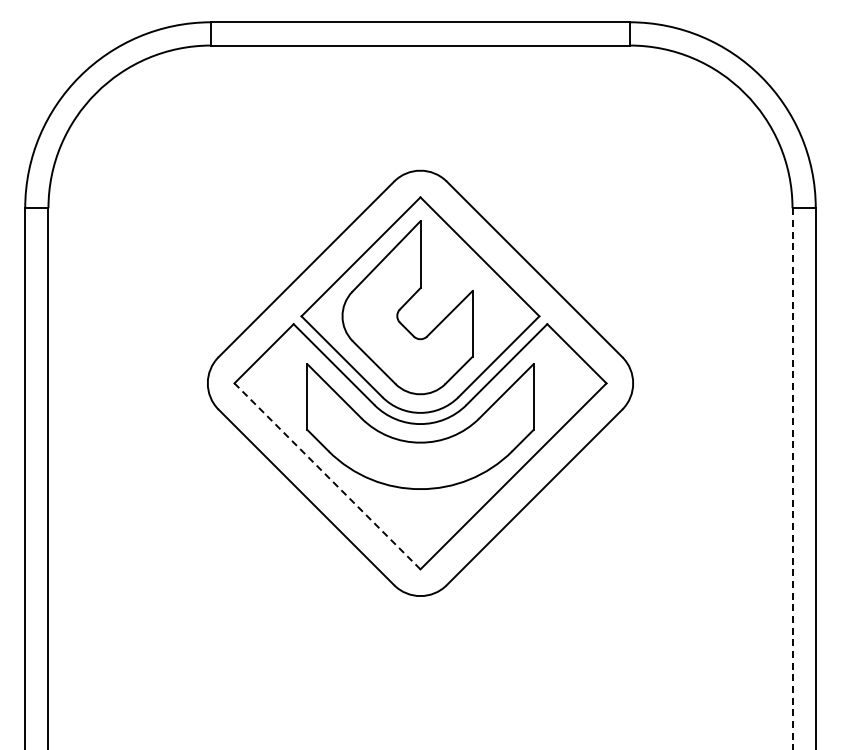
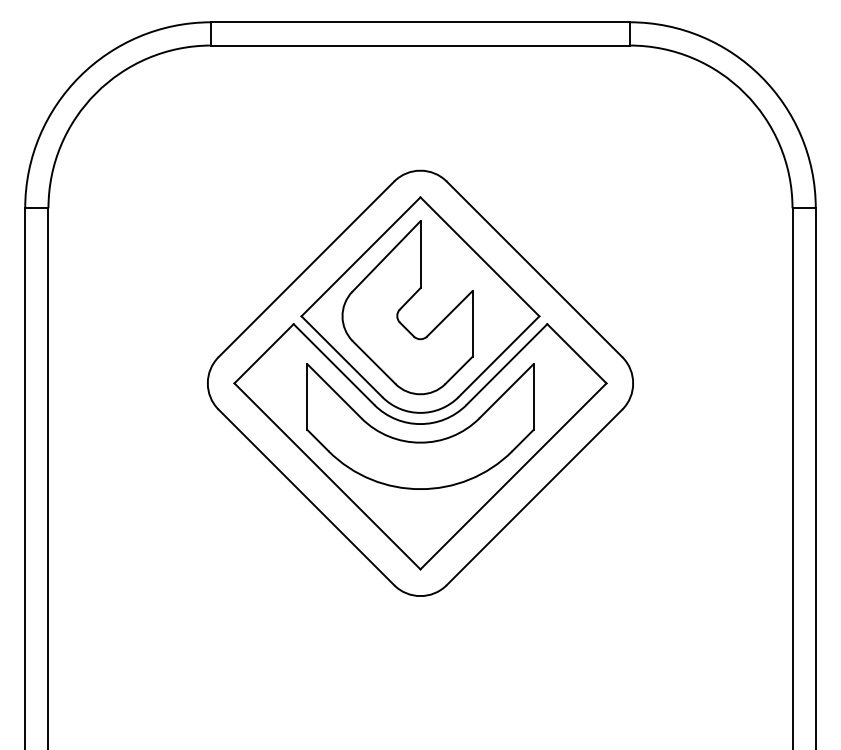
line: dashed -> solid (327, 476)
line: dashed -> solid (792, 479)
